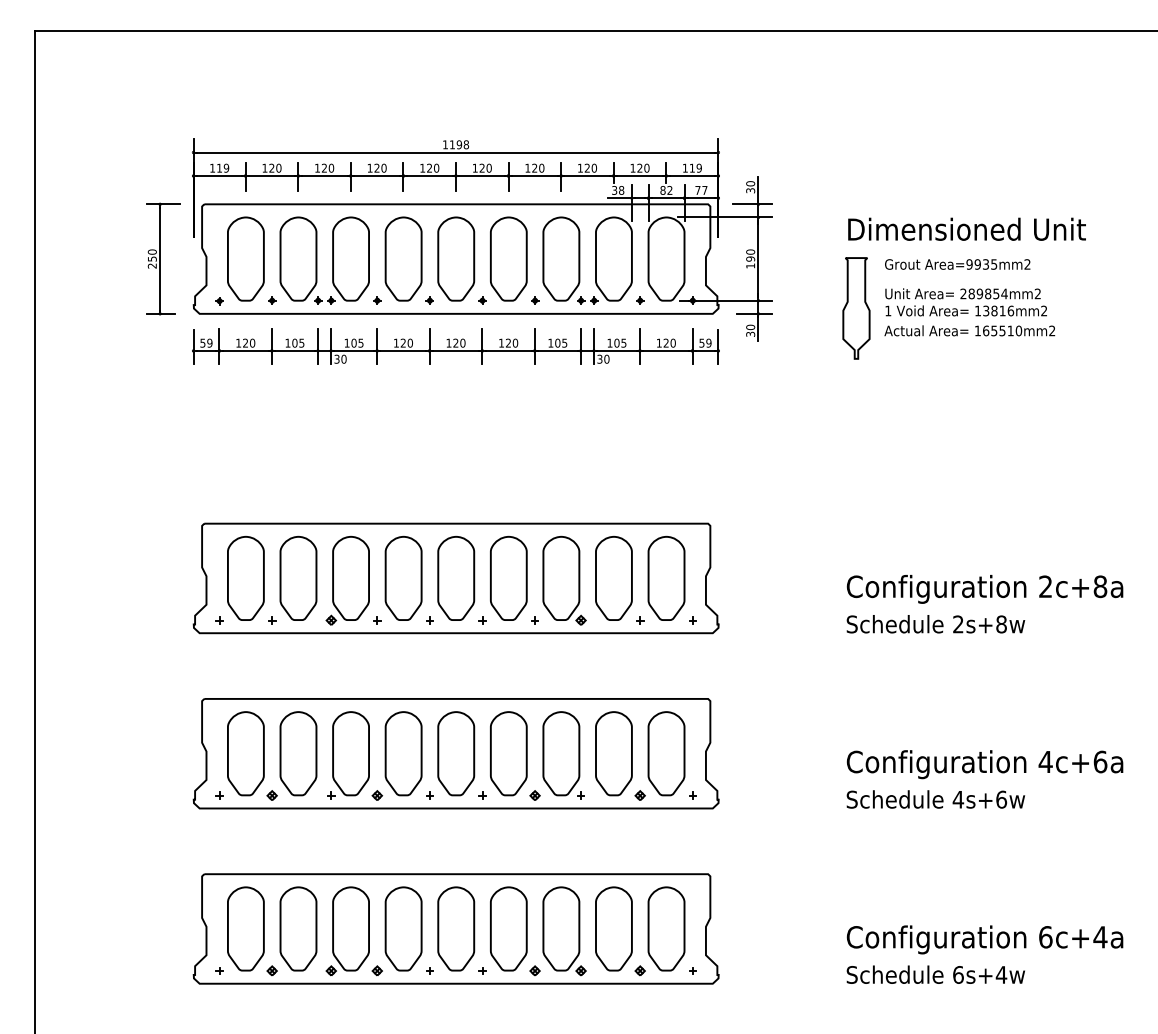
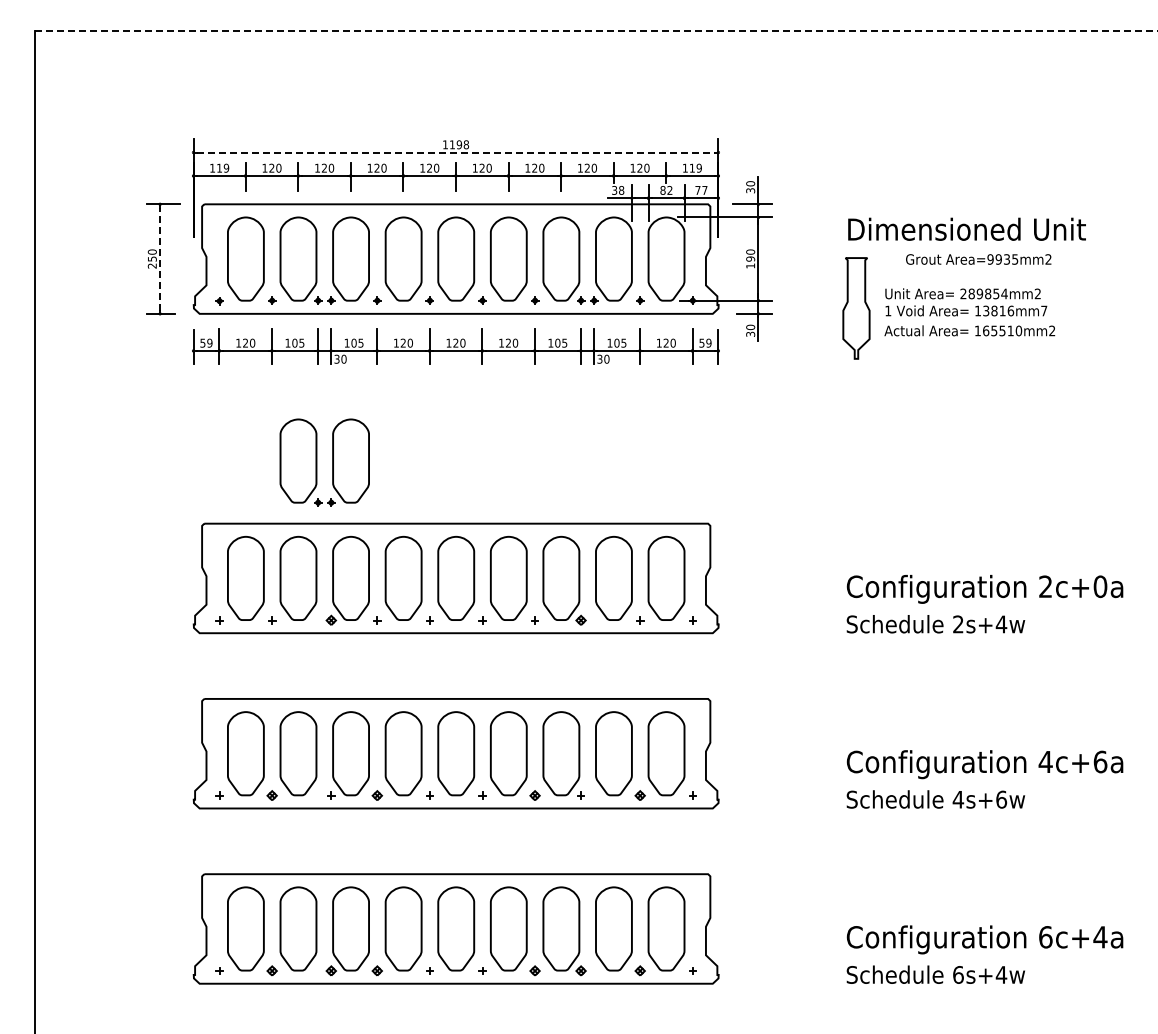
line: solid -> dashed (596, 31)
line: solid -> dashed (456, 152)
line: solid -> dashed (160, 258)
text position: (957, 264) -> (978, 259) (978, 259)
text: 13816mm2 -> 13816mm7 (1044, 310)
part: none -> present (317, 462)
text: 2c+8a -> 2c+0a (1100, 586)
text: 2s+8w -> 2s+4w (1001, 624)
